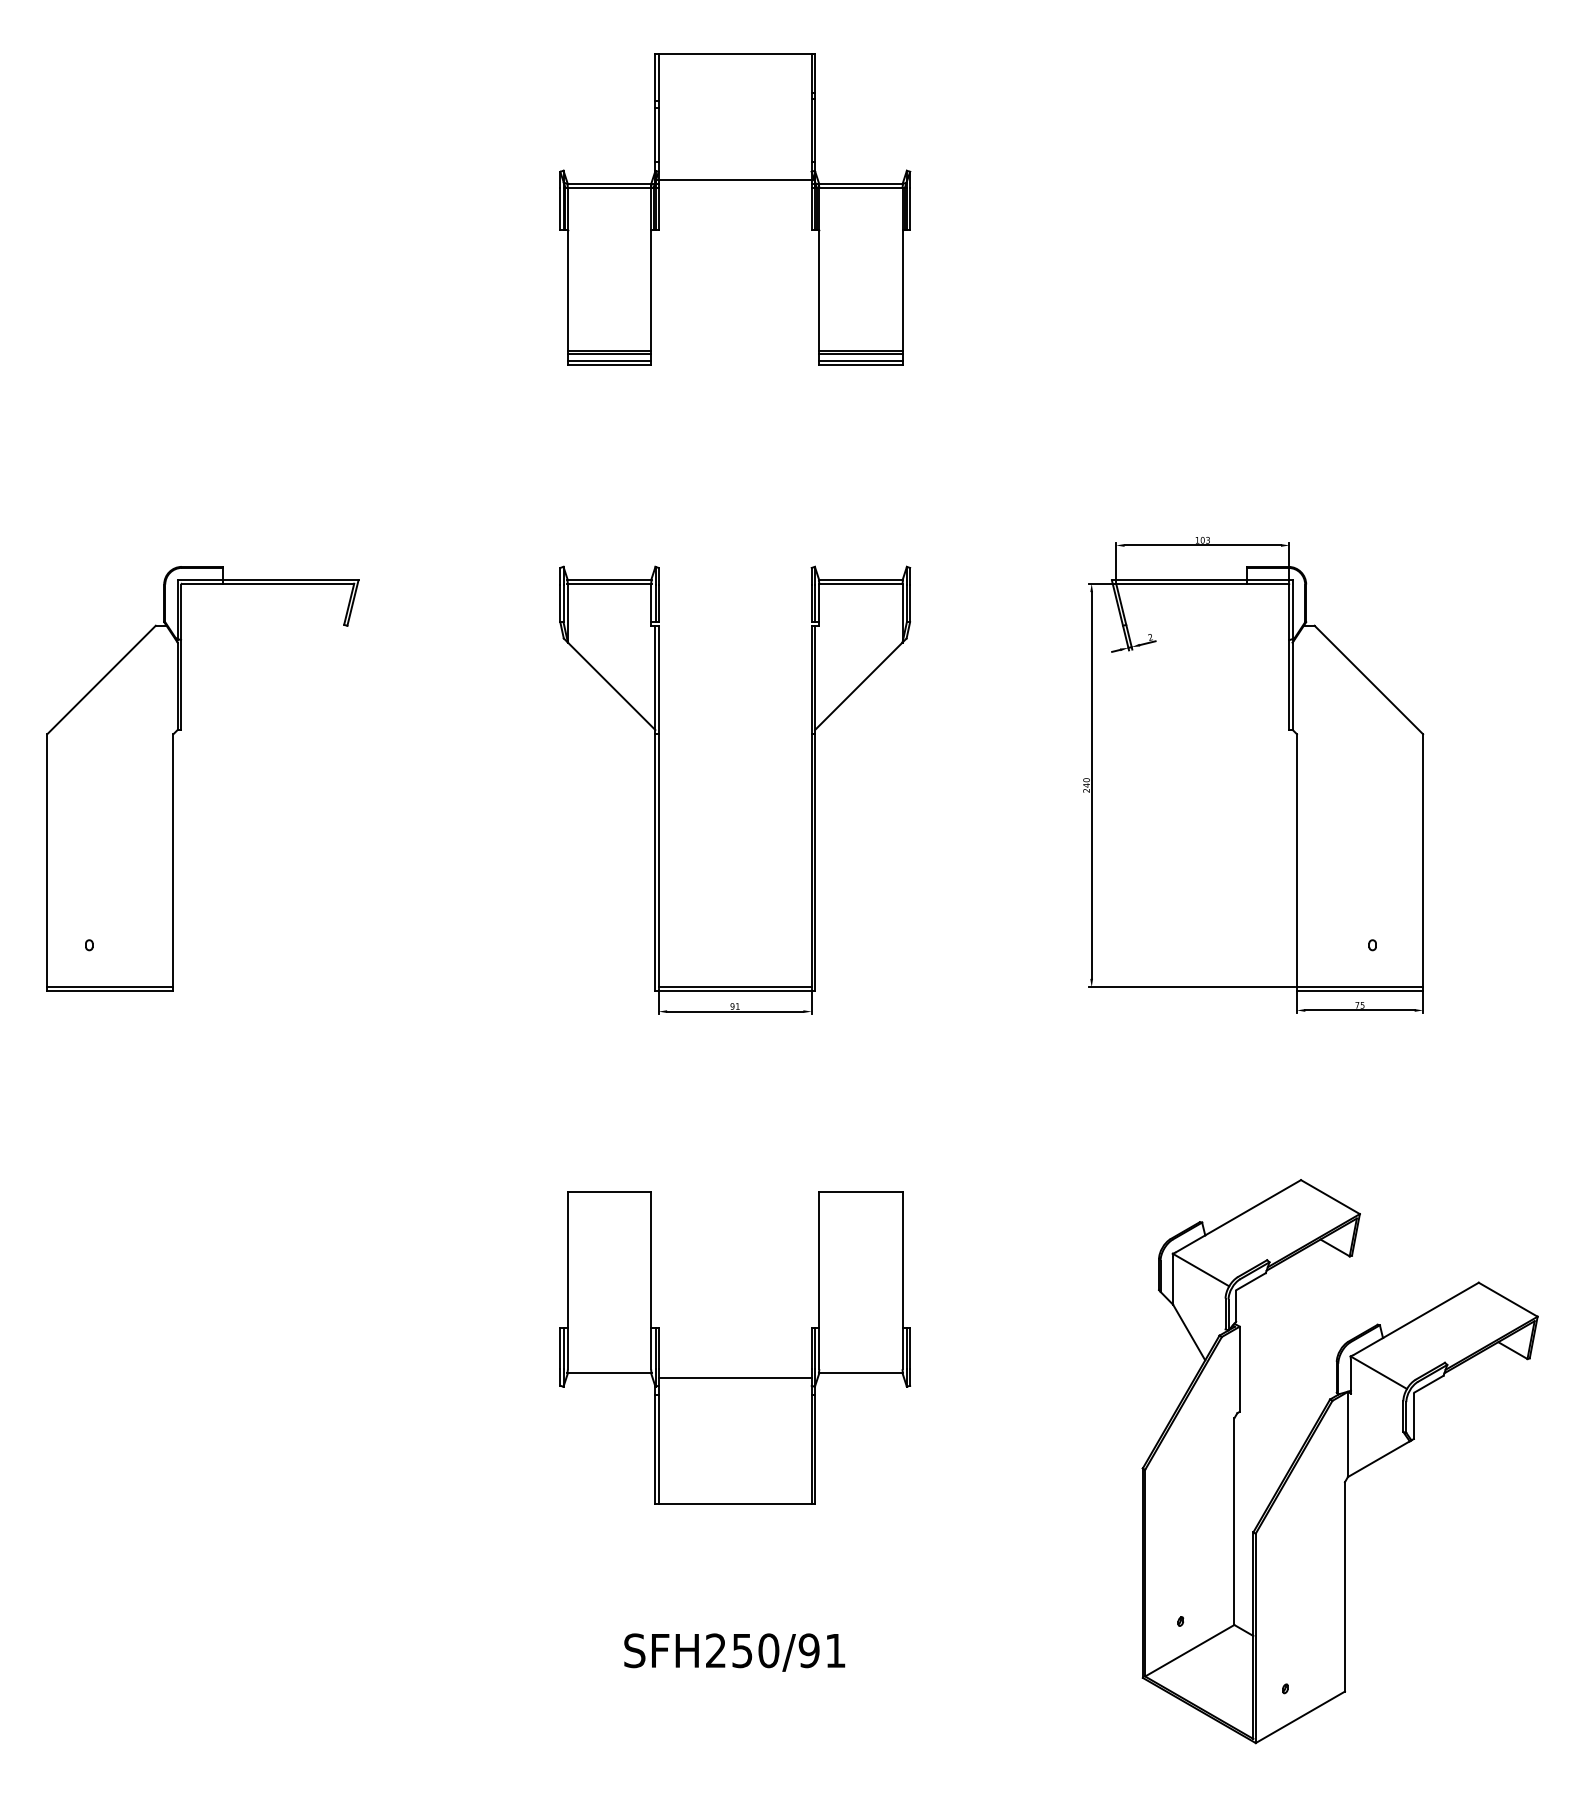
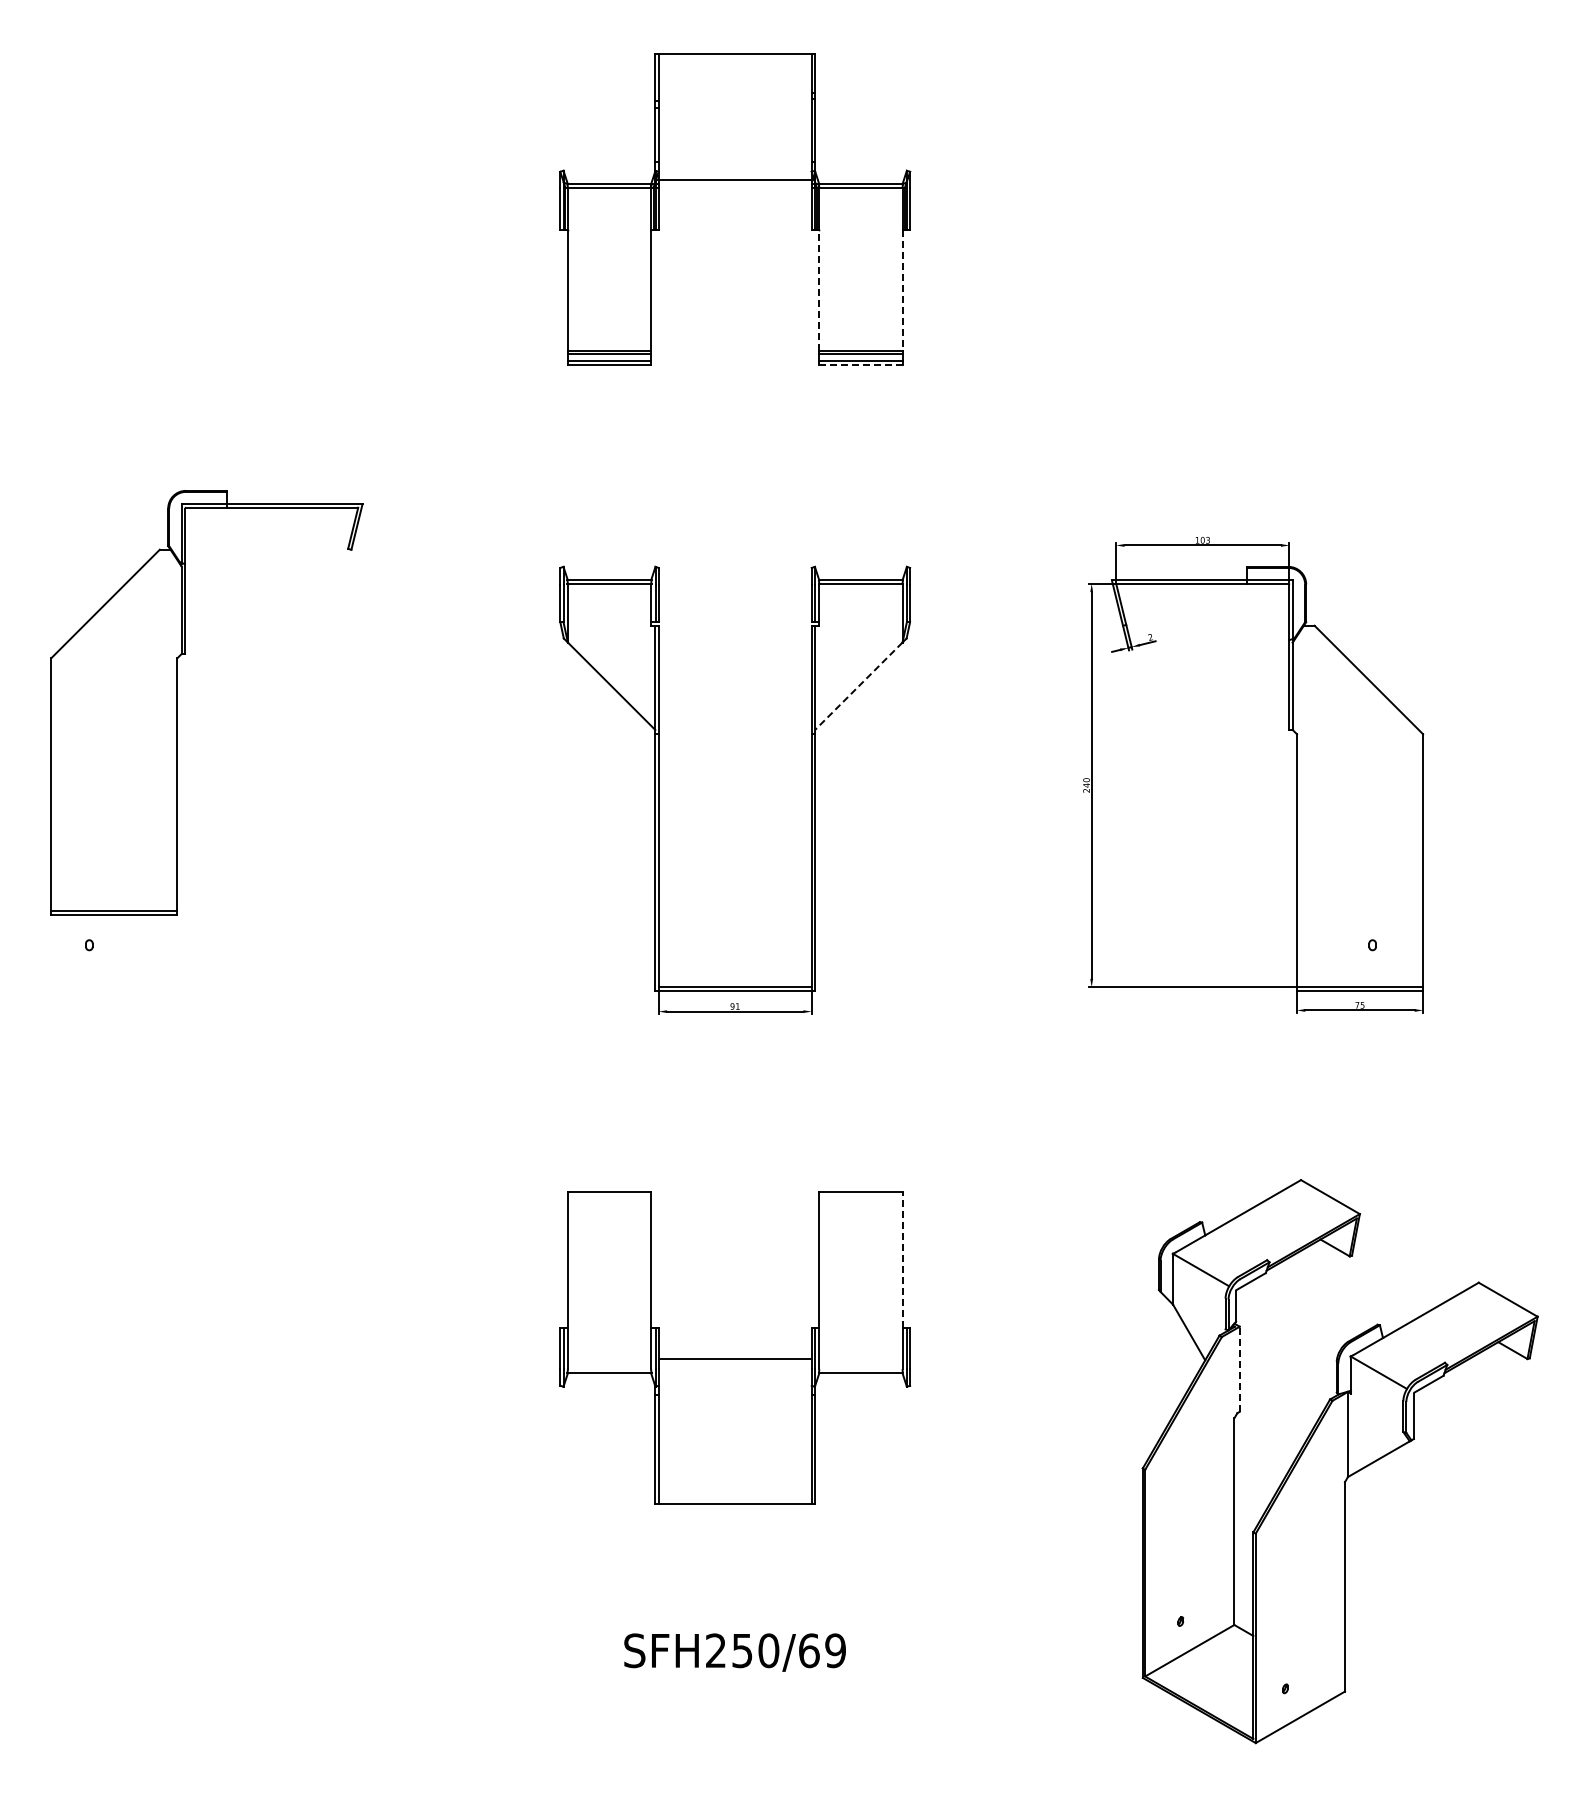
line: solid -> dashed (819, 290)
line: solid -> dashed (902, 290)
line: solid -> dashed (860, 365)
line: solid -> dashed (858, 686)
part position: (173, 778) -> (177, 702) (177, 702)
line: solid -> dashed (902, 1260)
line: solid -> dashed (1239, 1369)
line position: (734, 1377) -> (734, 1358) (734, 1358)
text: SFH250/91 -> SFH250/69 (821, 1650)
